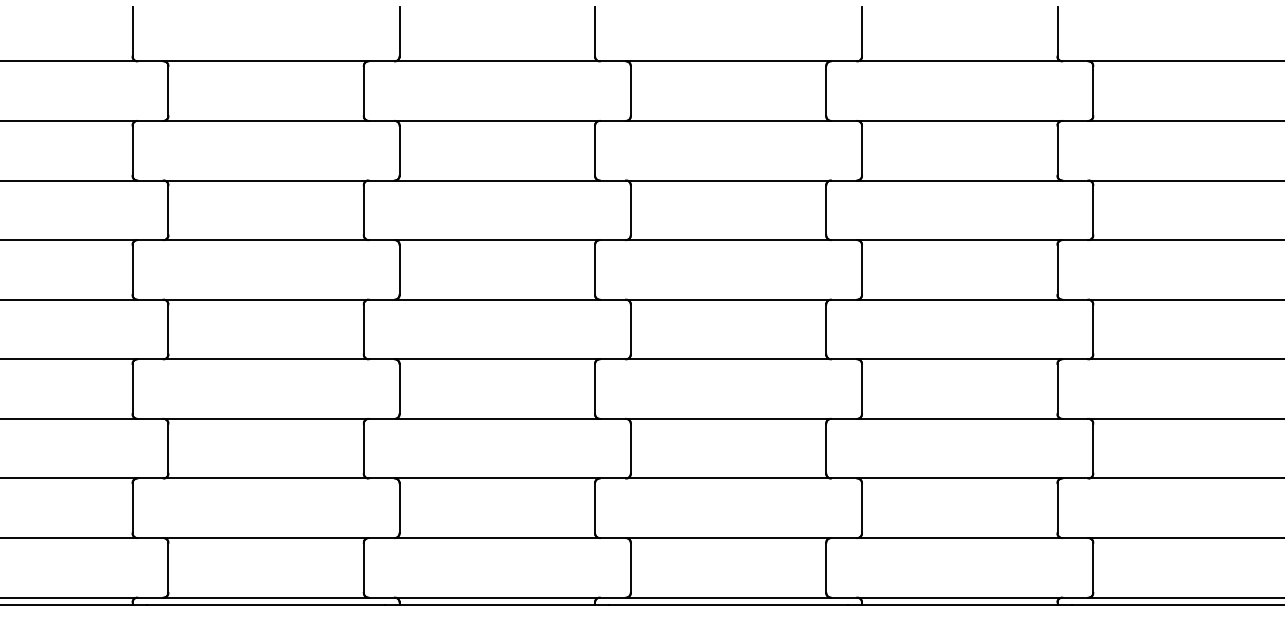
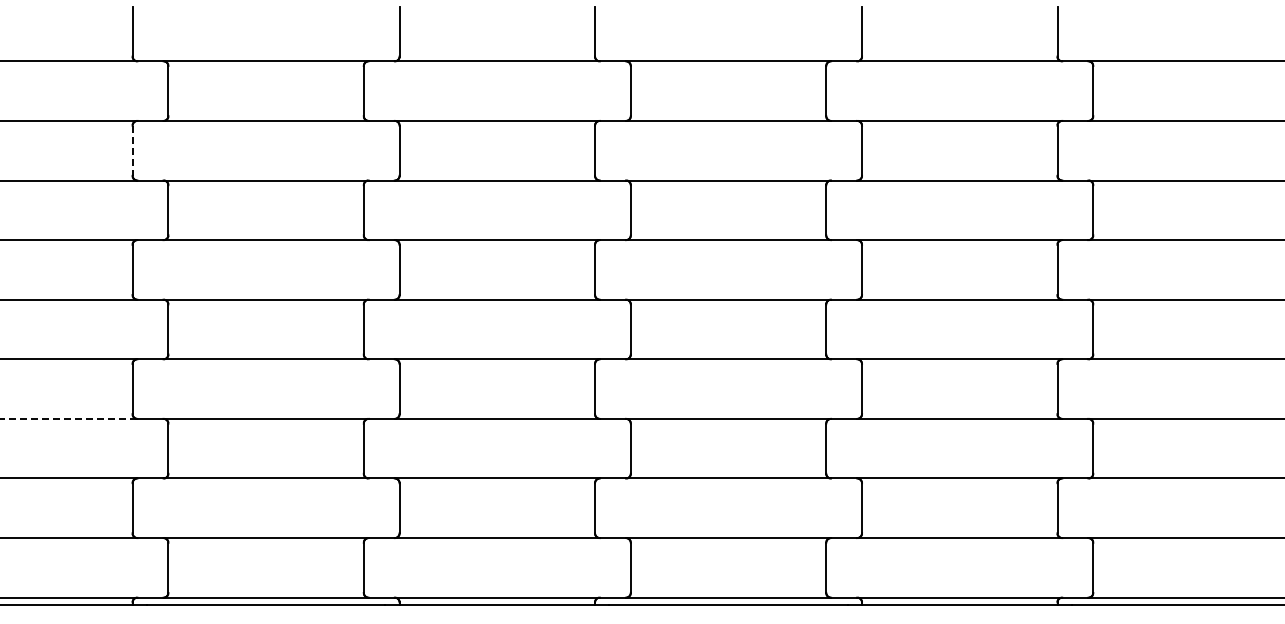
line: solid -> dashed (132, 151)
line: solid -> dashed (68, 418)
